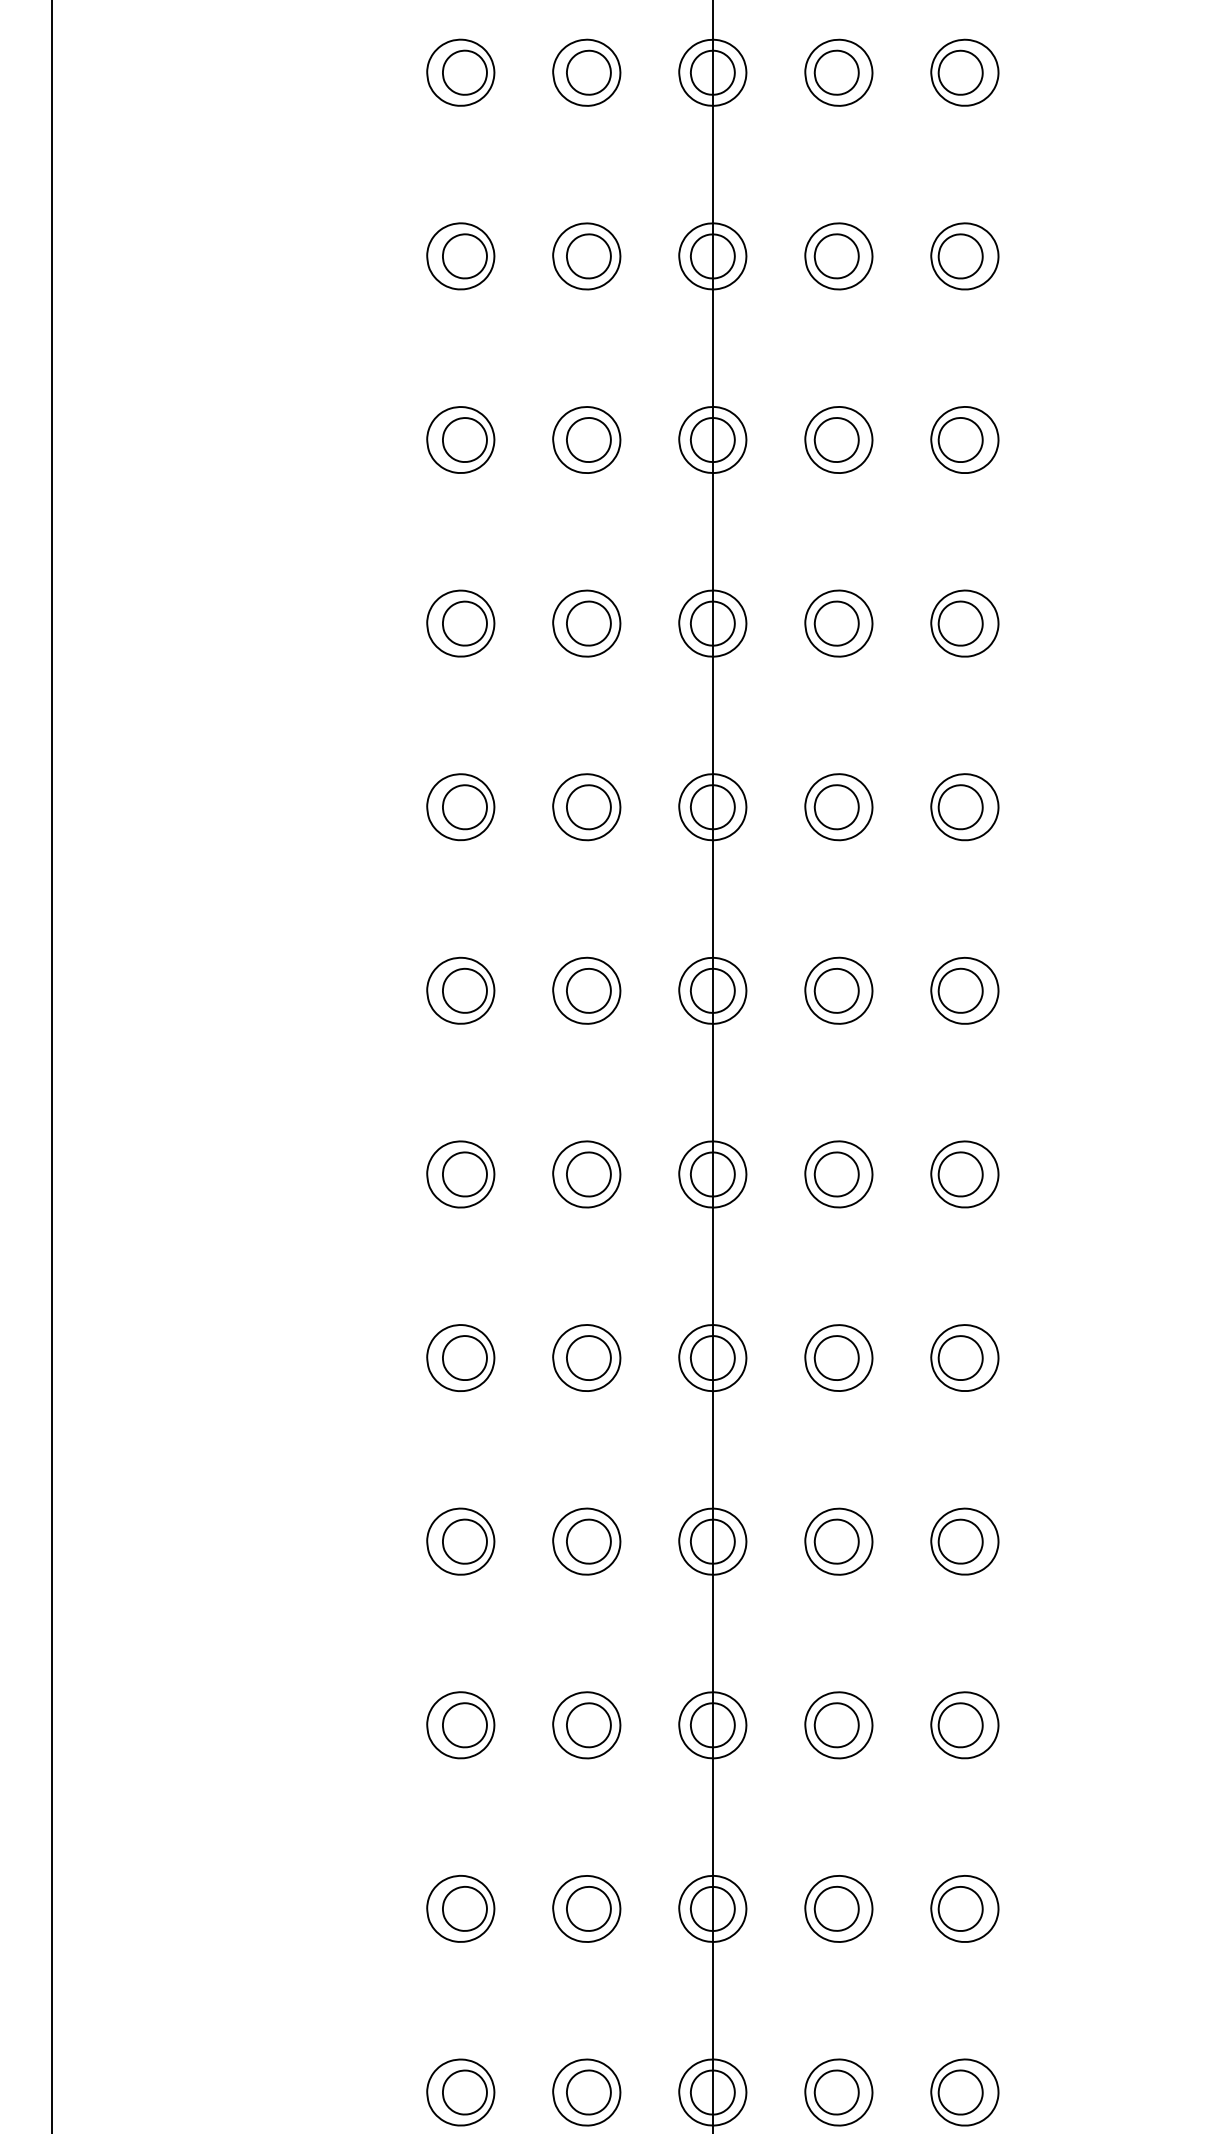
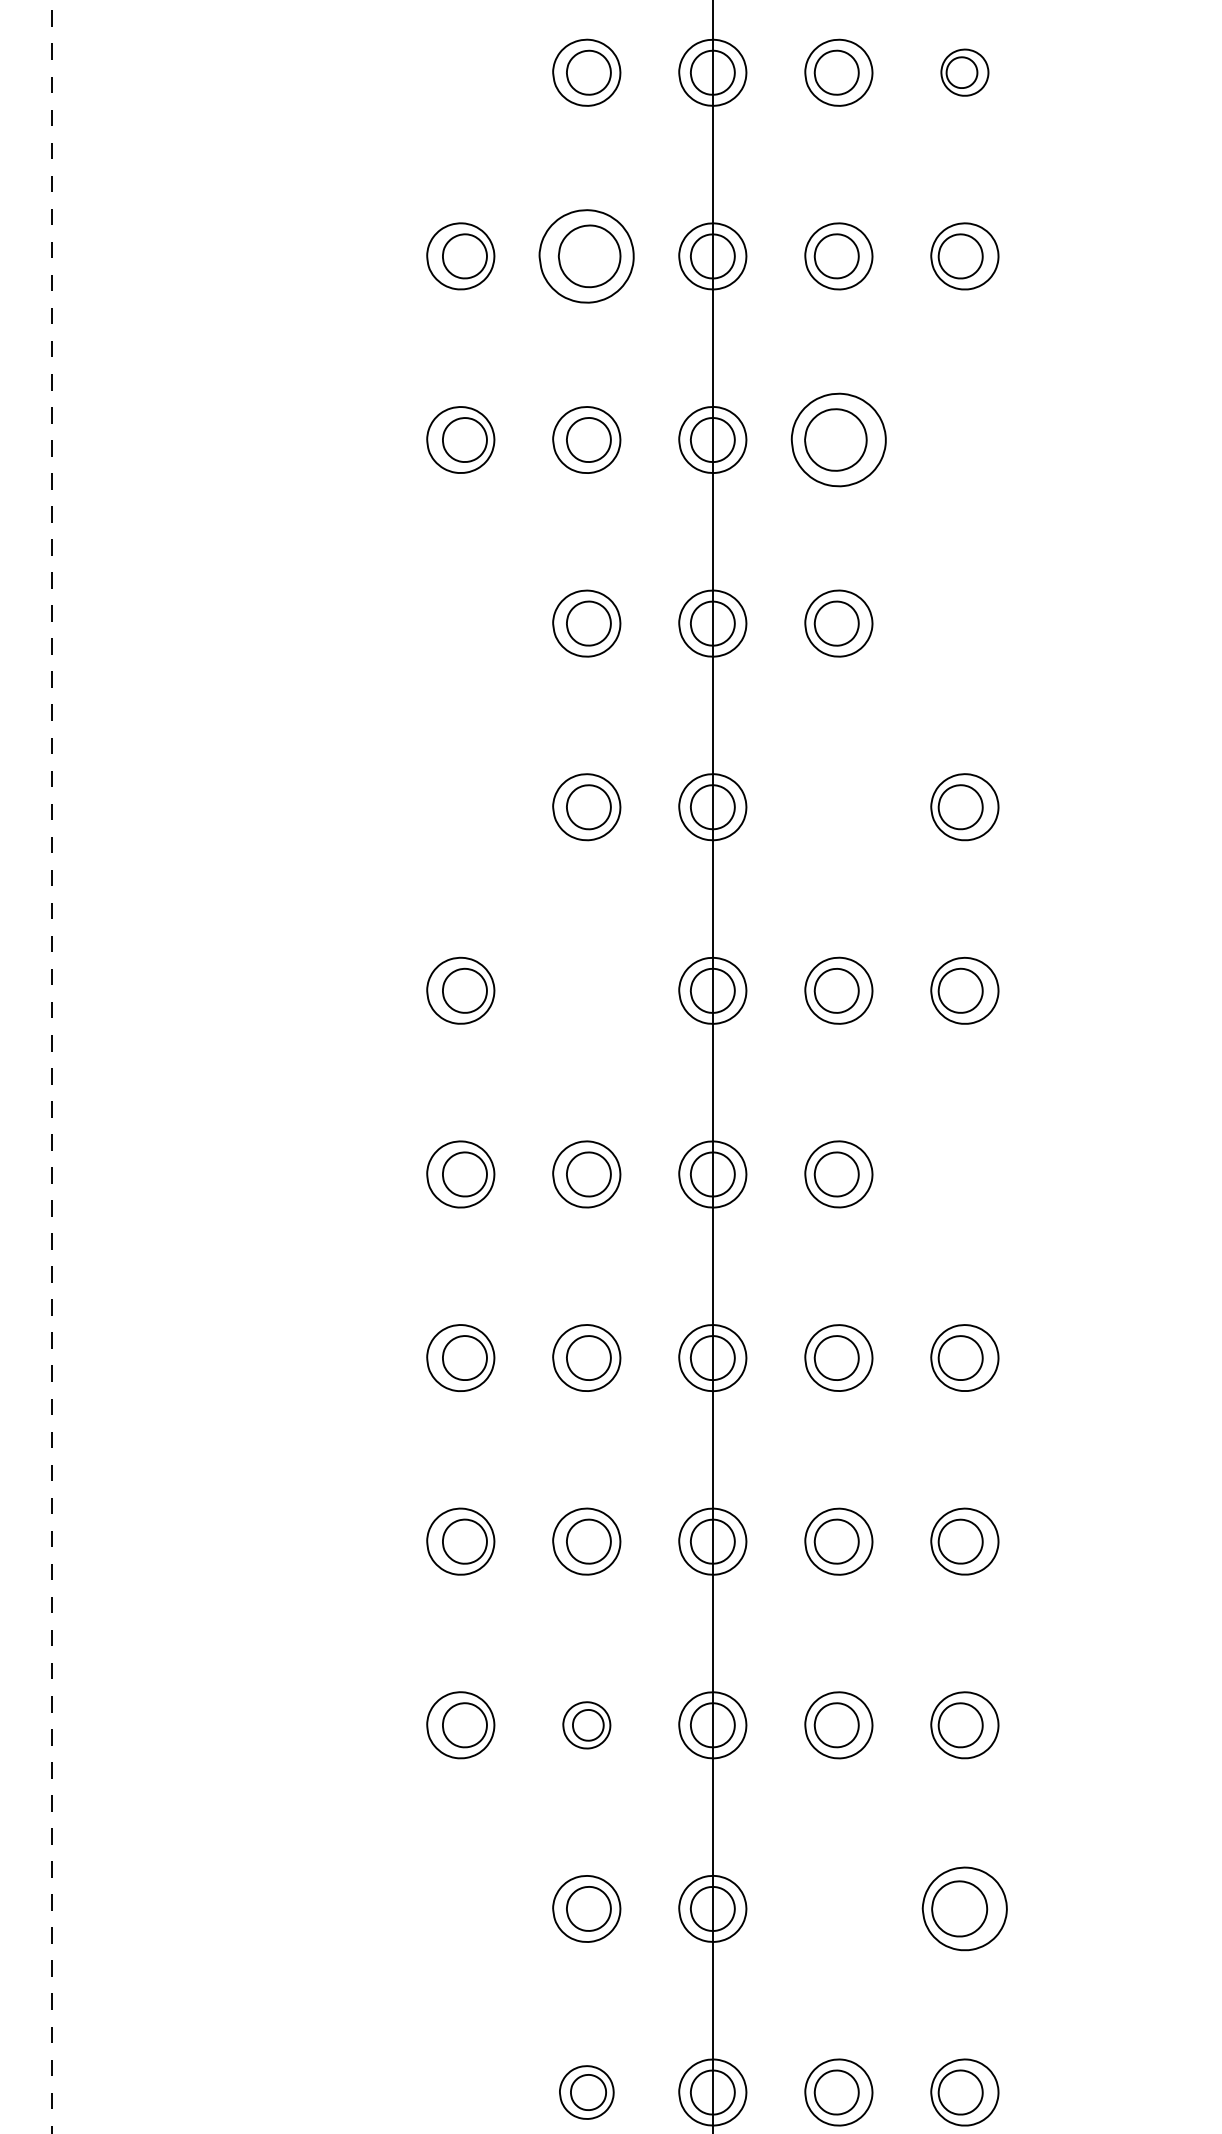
part: present -> none (460, 72)
part size: 70x69 px -> 50x49 px (964, 72)
part size: 70x69 px -> 97x95 px (586, 256)
part size: 70x68 px -> 97x96 px (838, 439)
part: present -> none (964, 439)
part: present -> none (460, 623)
part: present -> none (964, 623)
part: present -> none (460, 807)
part: present -> none (838, 807)
part: present -> none (586, 990)
line: solid -> dashed (51, 1067)
part: present -> none (964, 1174)
part size: 70x69 px -> 50x49 px (586, 1725)
part: present -> none (460, 1908)
part: present -> none (838, 1908)
part size: 70x68 px -> 87x86 px (964, 1908)
part: present -> none (460, 2092)
part size: 70x69 px -> 56x55 px (586, 2092)
